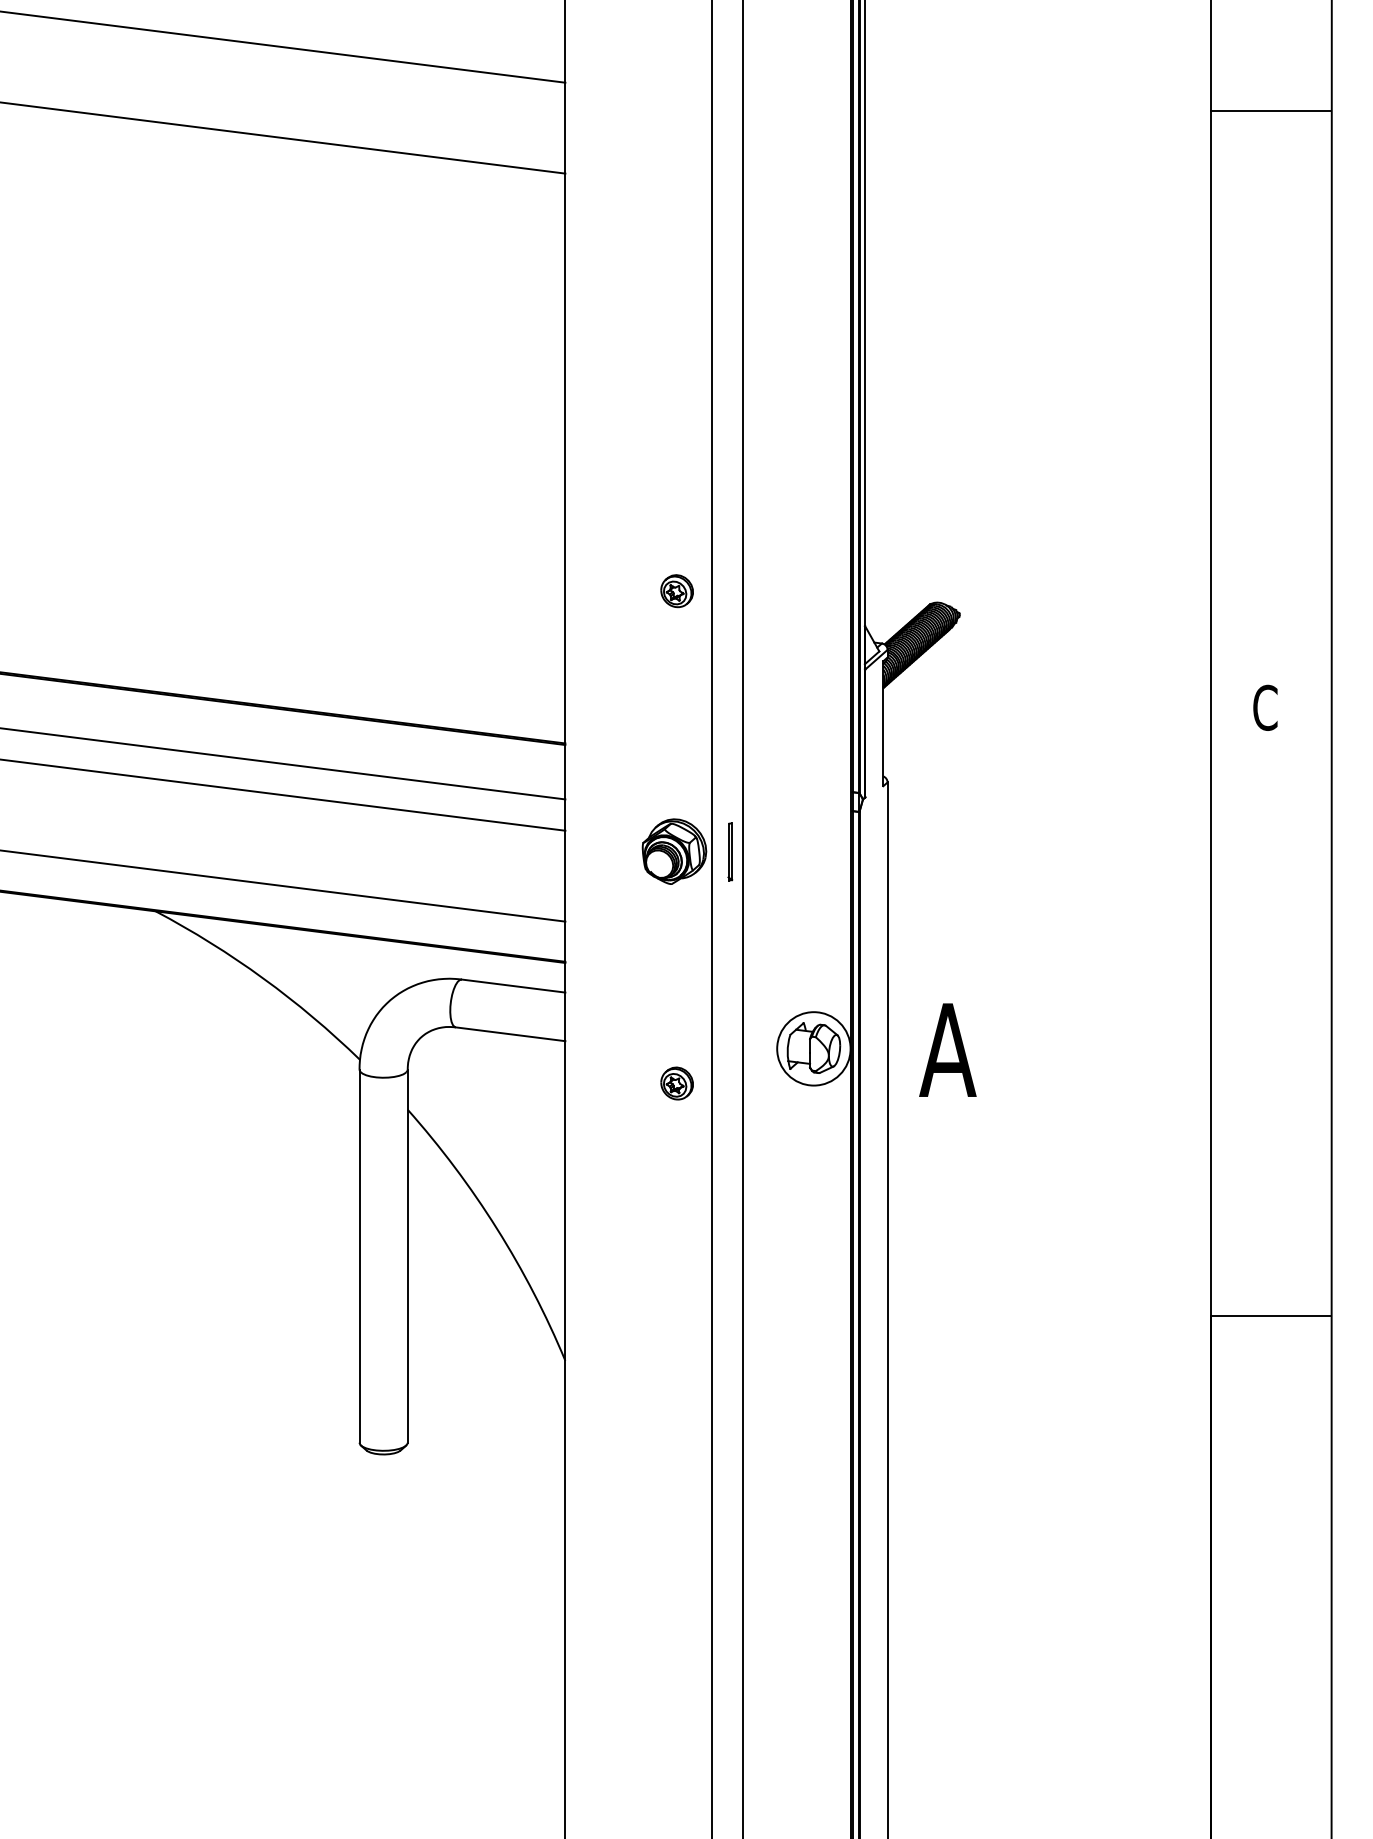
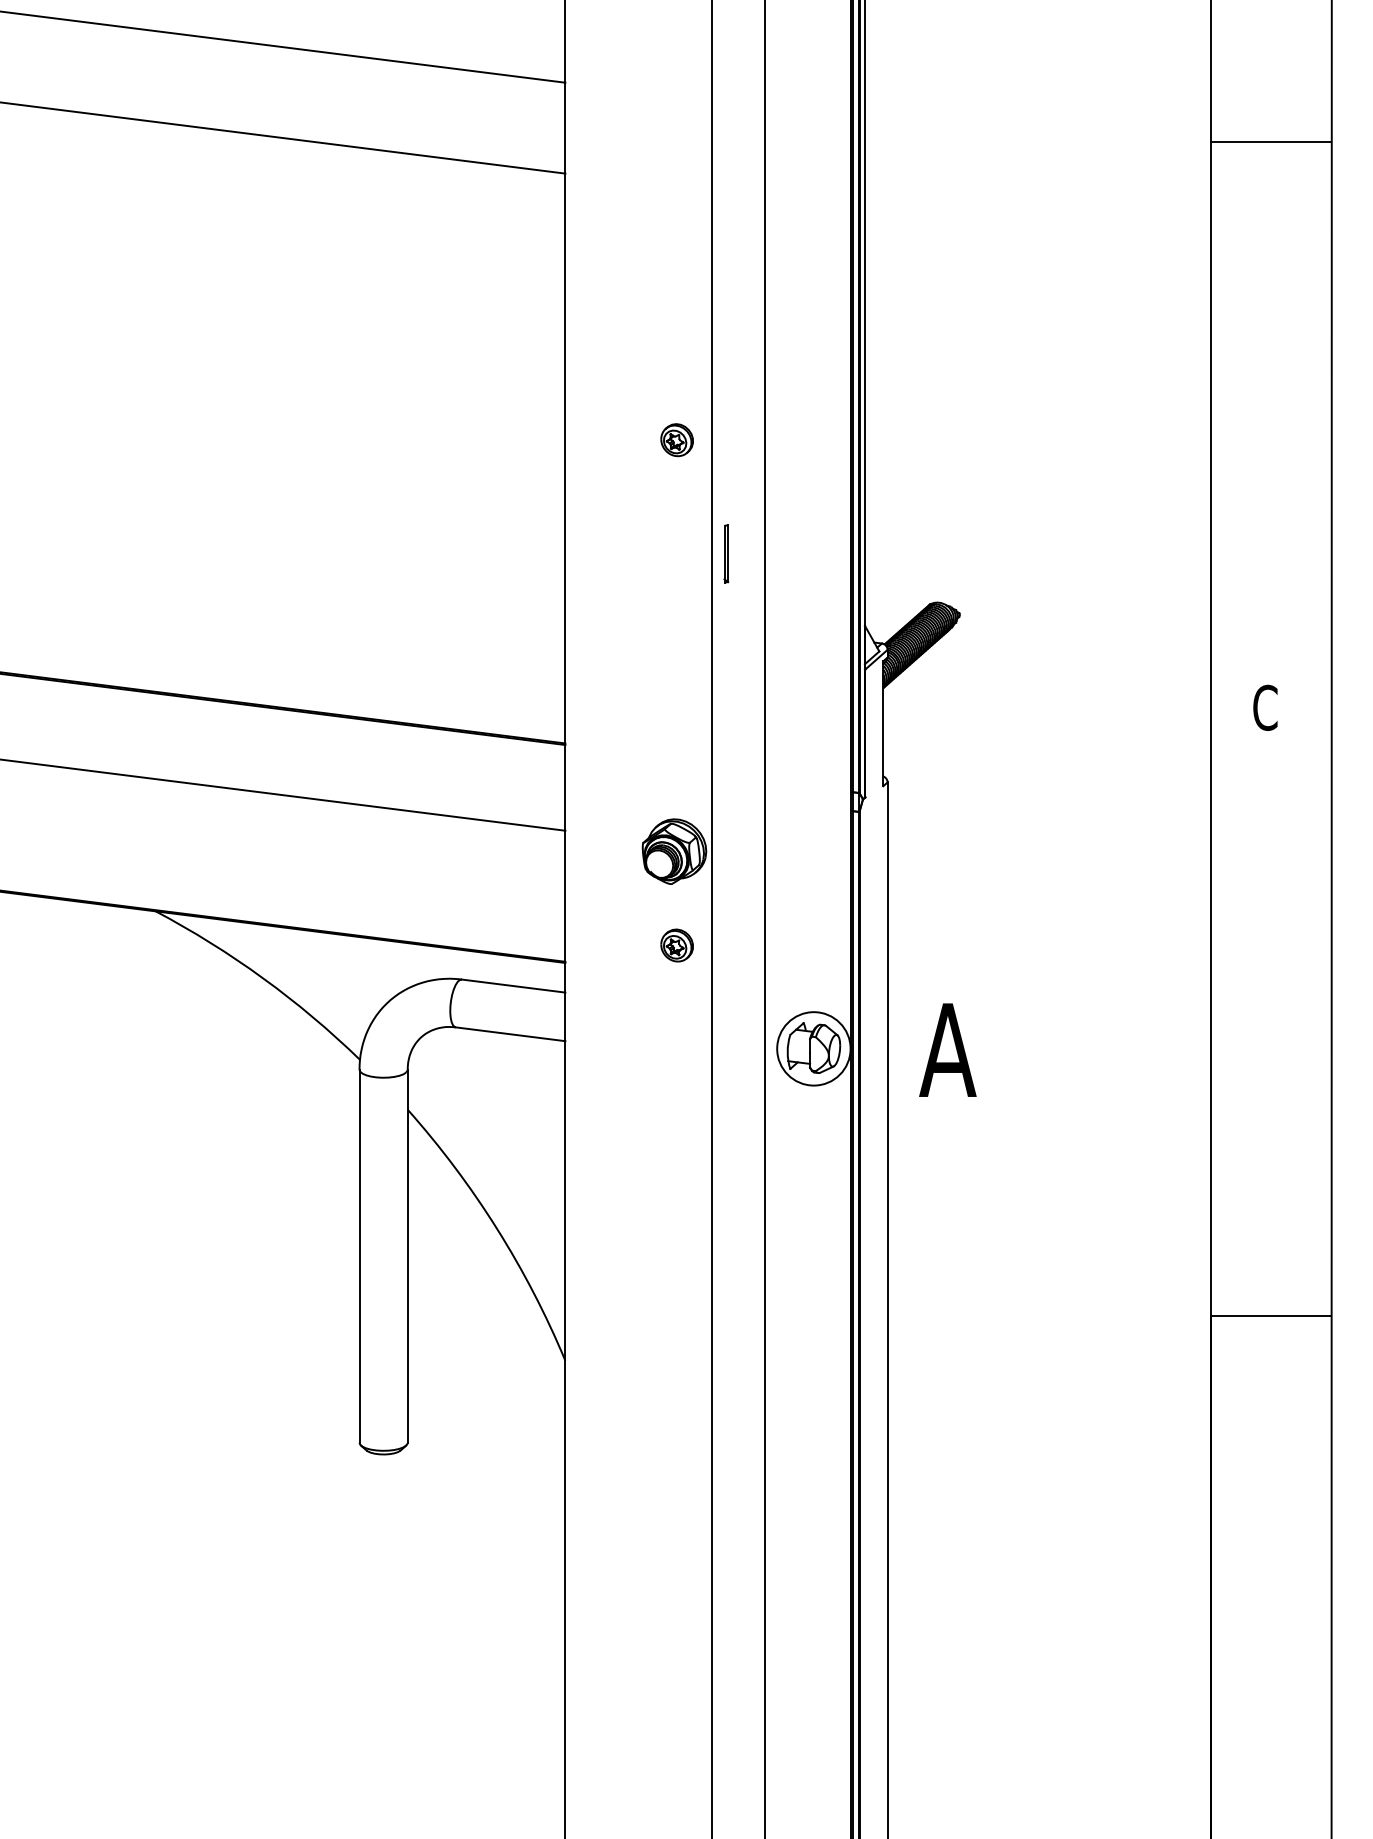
line position: (1270, 111) -> (1270, 142) (1270, 142)
part position: (676, 591) -> (676, 440) (676, 440)
line: present -> none (283, 763)
part position: (730, 851) -> (726, 553) (726, 553)
line: present -> none (283, 885)
line position: (743, 918) -> (765, 918) (765, 918)
part position: (676, 1083) -> (676, 945) (676, 945)
